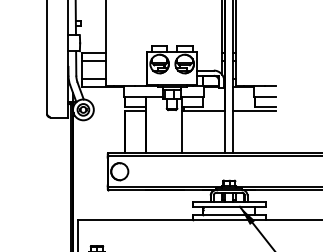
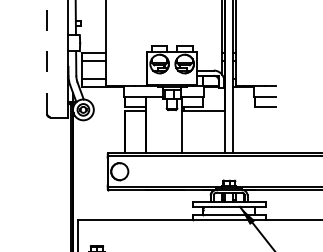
line: solid -> dashed (46, 56)
line: present -> none (254, 111)
